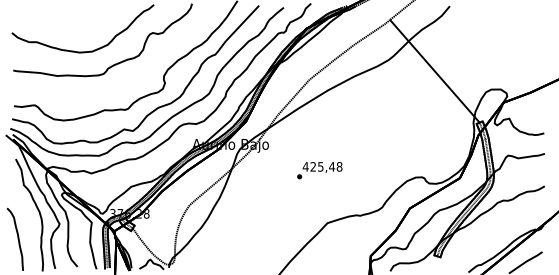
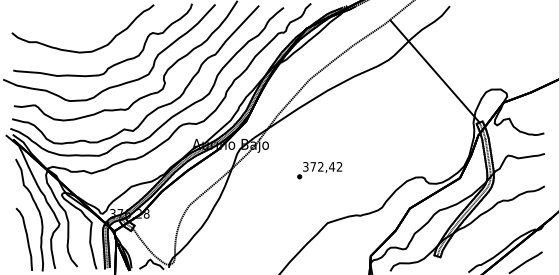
part: none -> present (117, 84)
text: 425,48 -> 372,42 (322, 166)
curve position: (17, 238) -> (26, 238) (26, 238)
